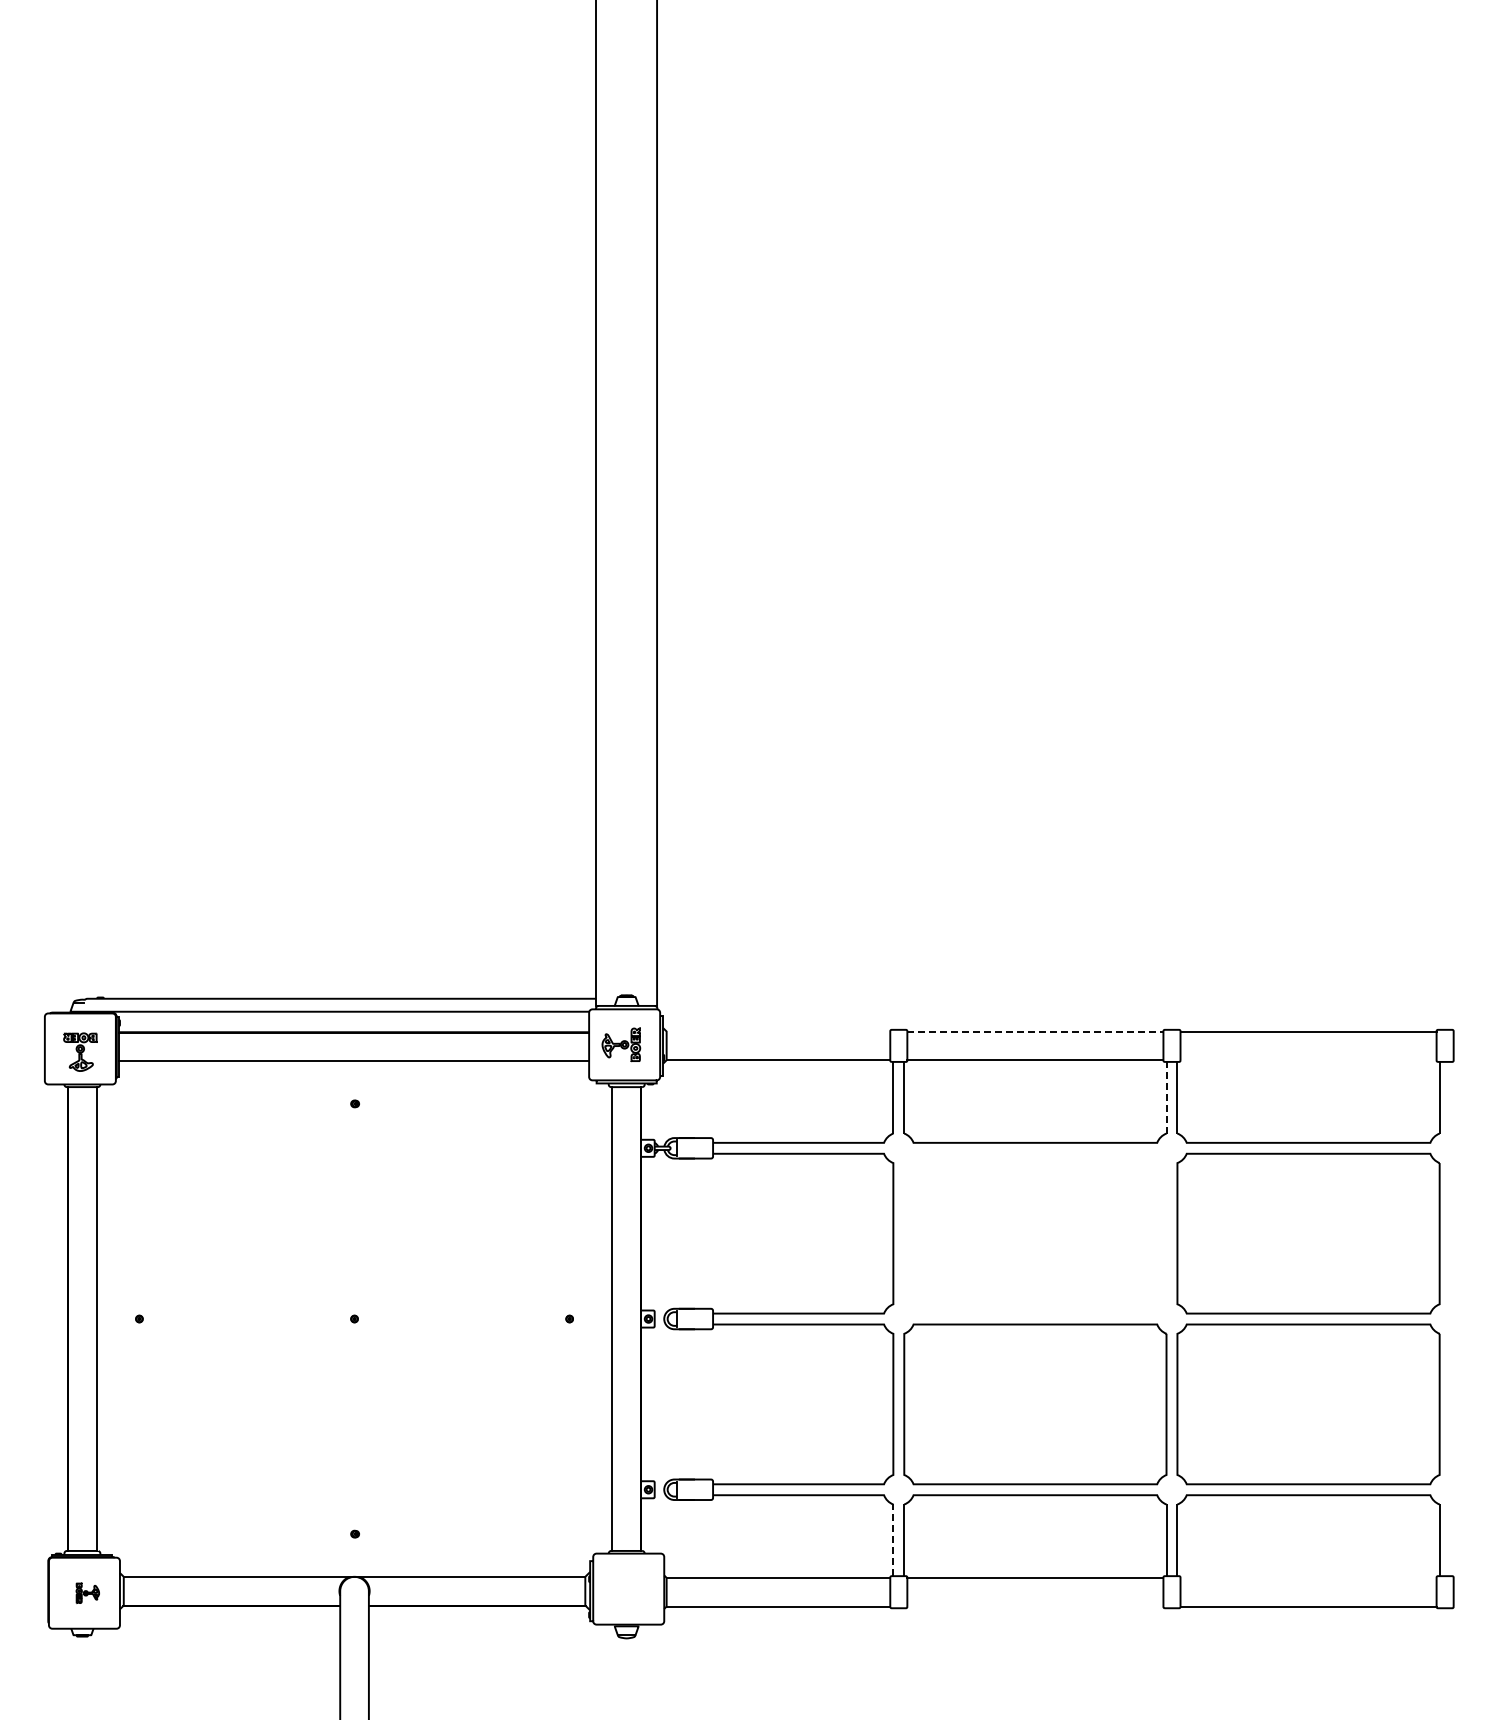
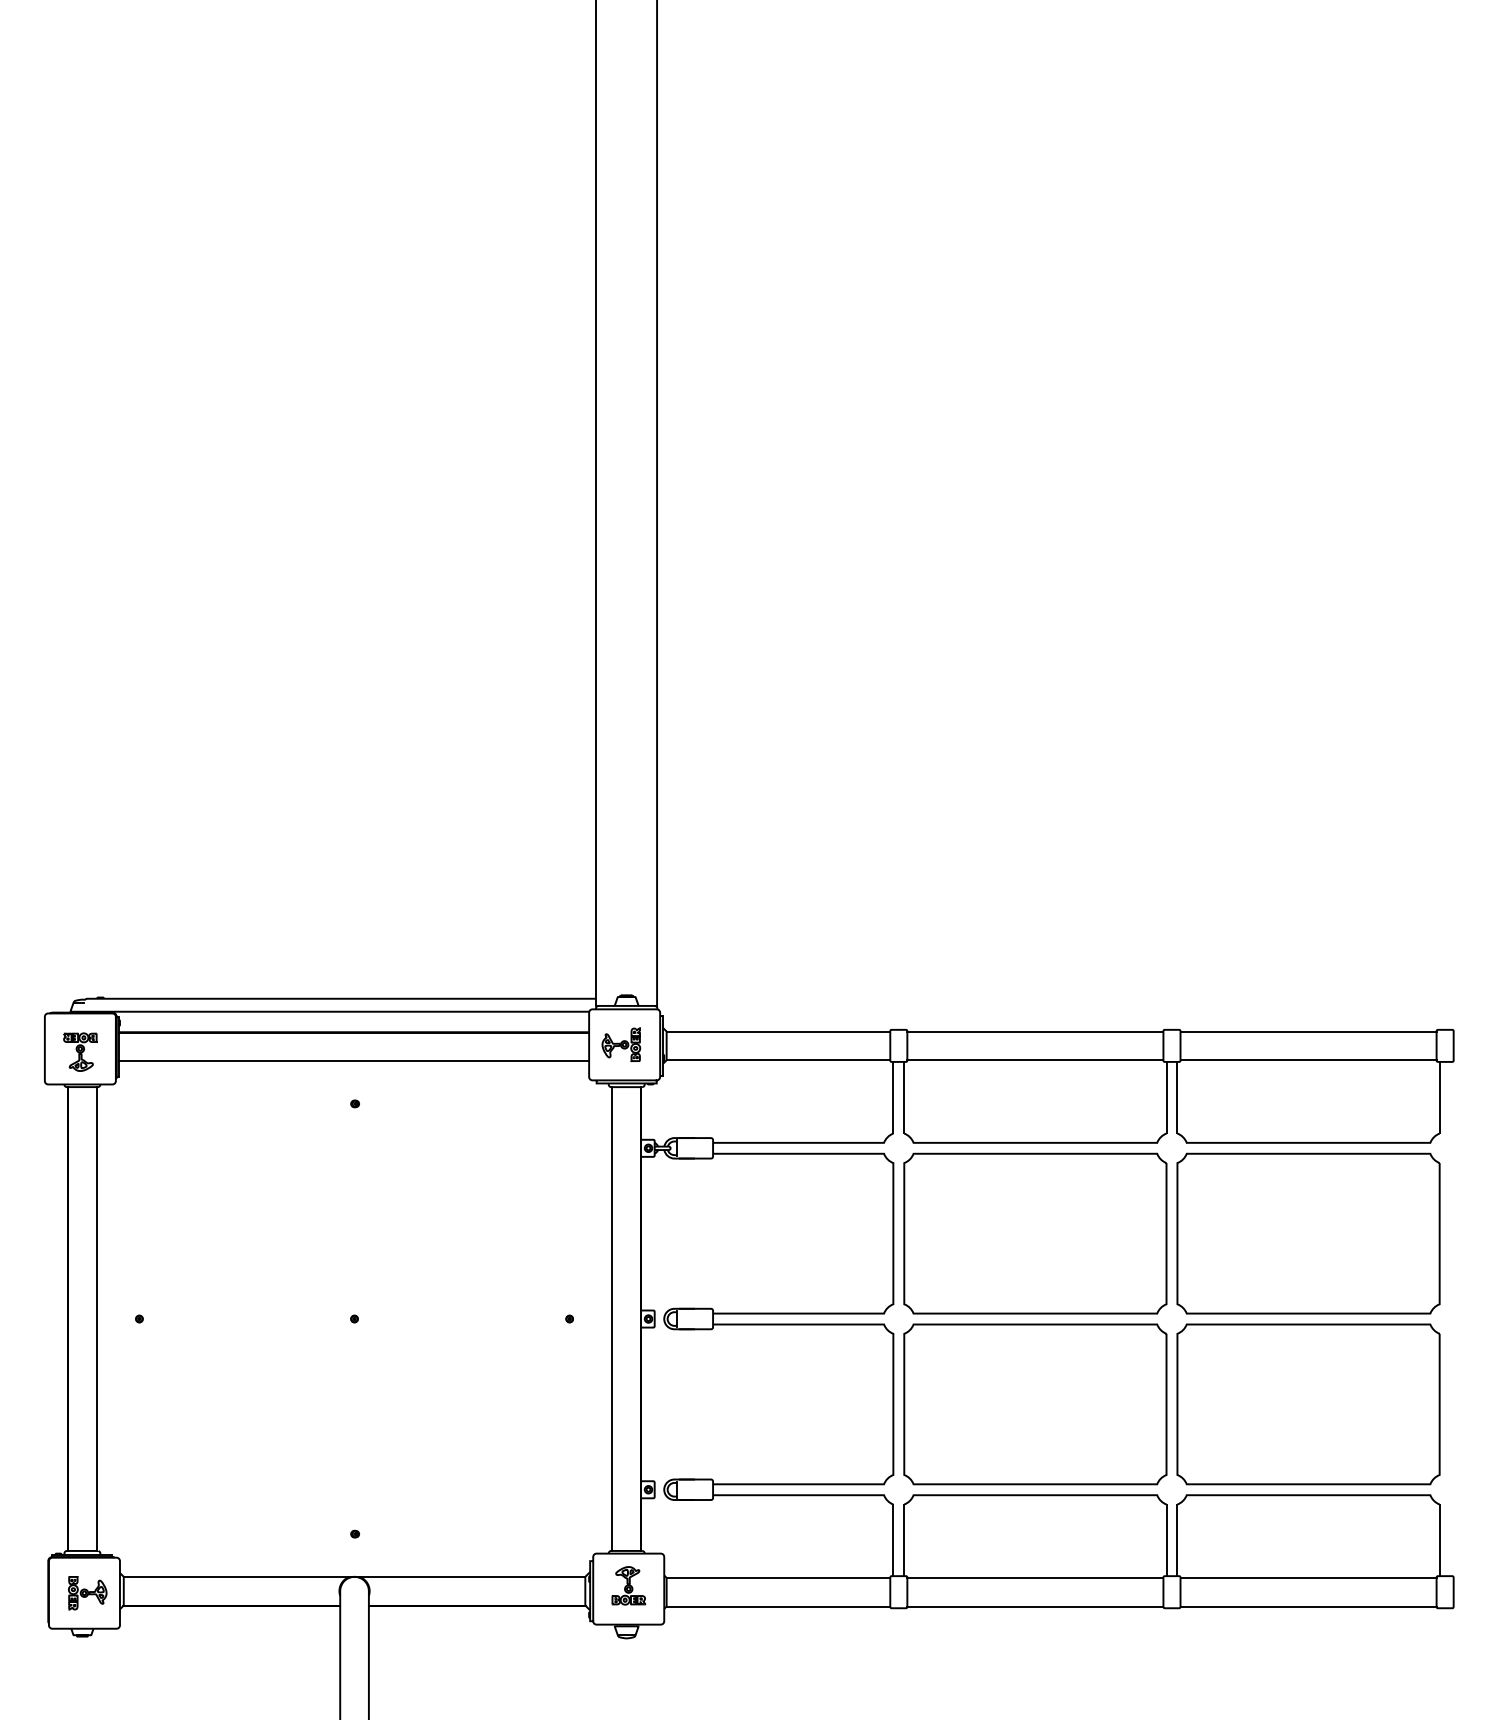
line: none -> present (778, 1031)
line: dashed -> solid (1035, 1031)
line: none -> present (1308, 1060)
line: dashed -> solid (1166, 1098)
part: none -> present (1035, 1233)
line: dashed -> solid (893, 1539)
line: none -> present (1308, 1577)
part: none -> present (628, 1585)
part size: 25x22 px -> 40x35 px (87, 1593)
line: none -> present (1035, 1606)
